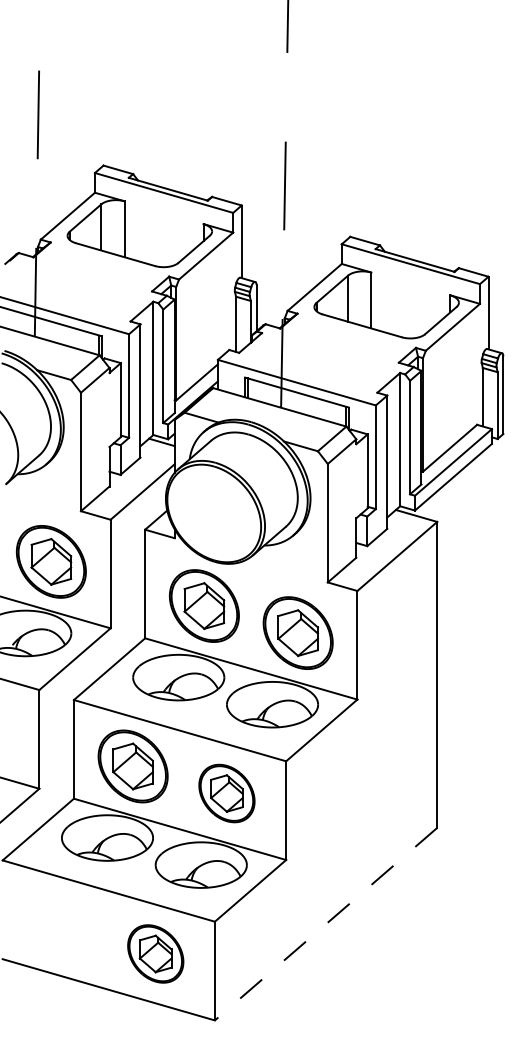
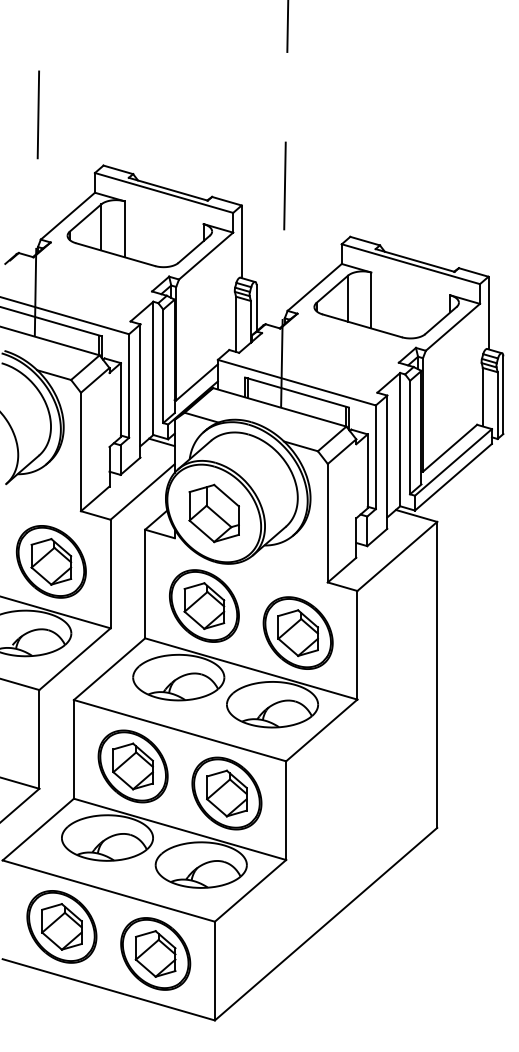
part: none -> present (213, 513)
part size: 58x61 px -> 72x75 px (226, 793)
line: dashed -> solid (325, 924)
part: none -> present (61, 926)
part size: 58x60 px -> 72x74 px (155, 953)
